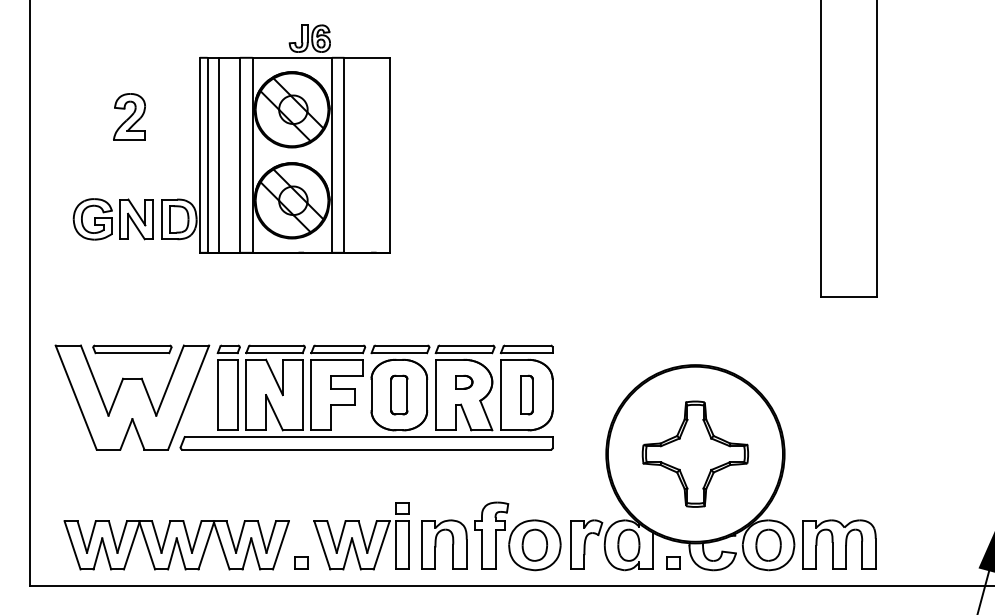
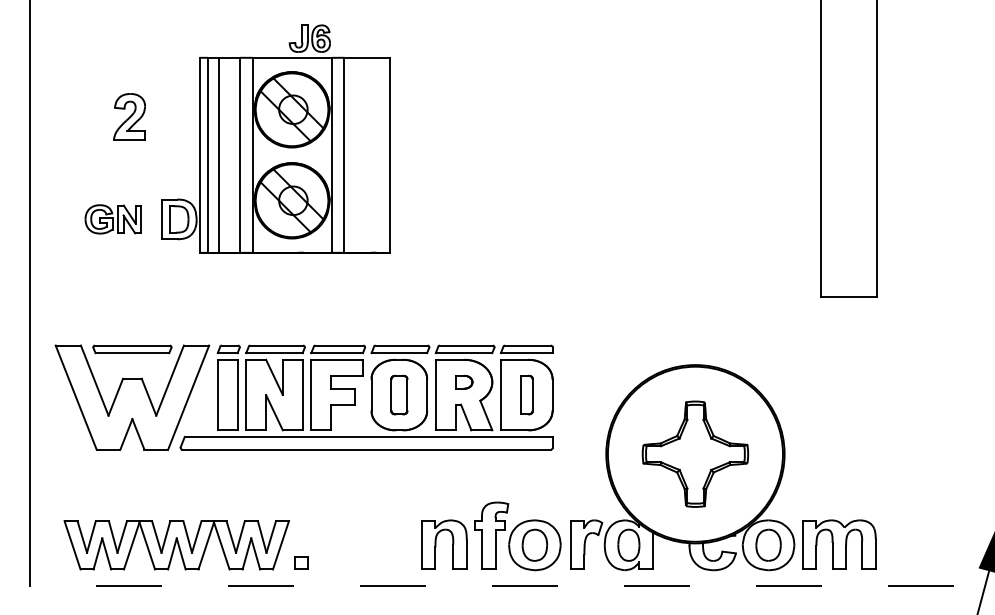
part size: 82x43 px -> 58x31 px (112, 219)
part: present -> none (361, 536)
part: present -> none (673, 562)
line: solid -> dashed (511, 586)
